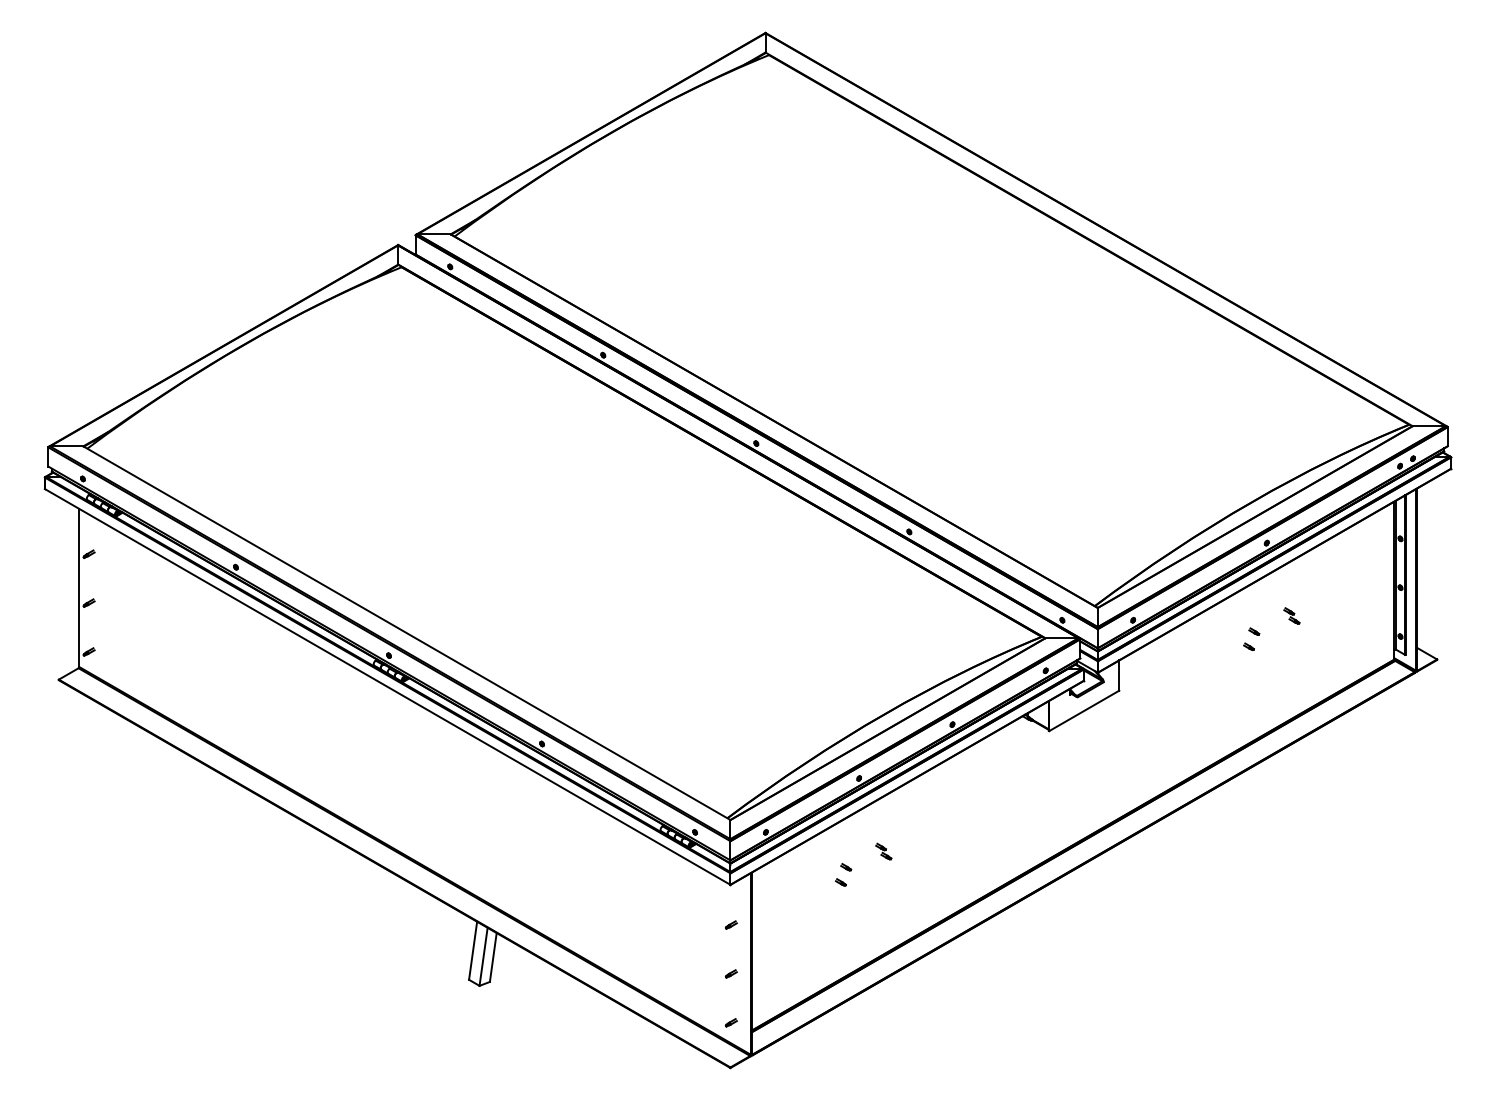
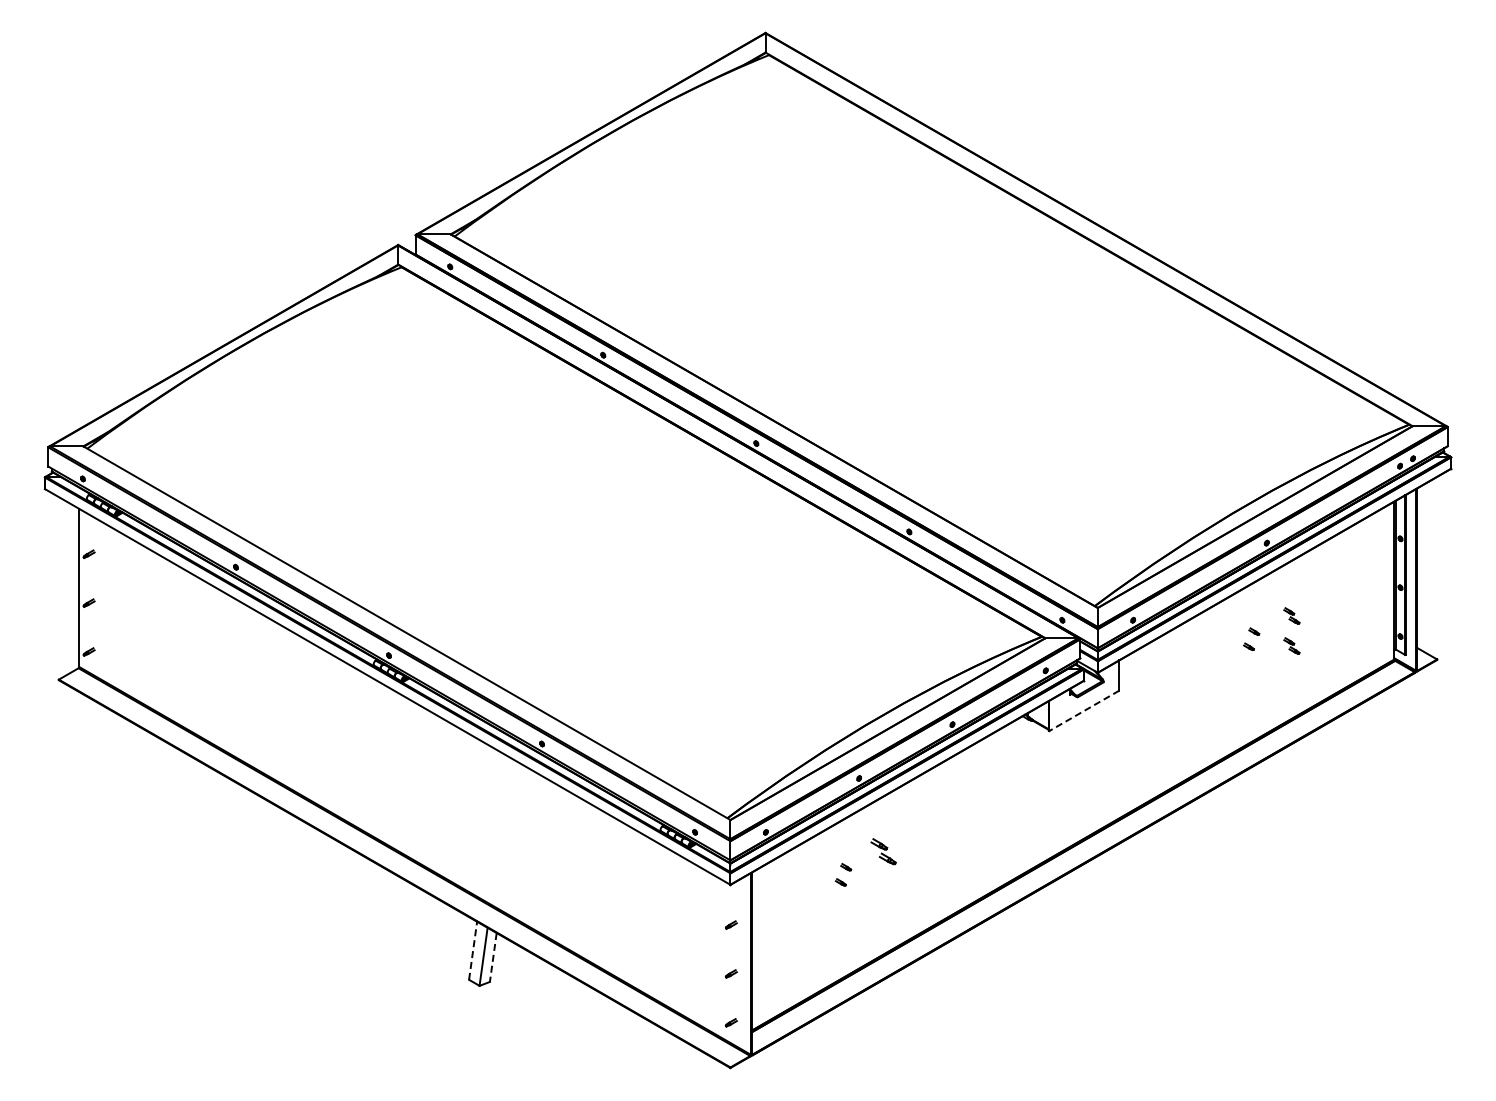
part: none -> present (1291, 645)
line: solid -> dashed (1083, 711)
part size: 18x19 px -> 27x28 px (883, 851)
line: solid -> dashed (473, 950)
line: solid -> dashed (493, 957)
